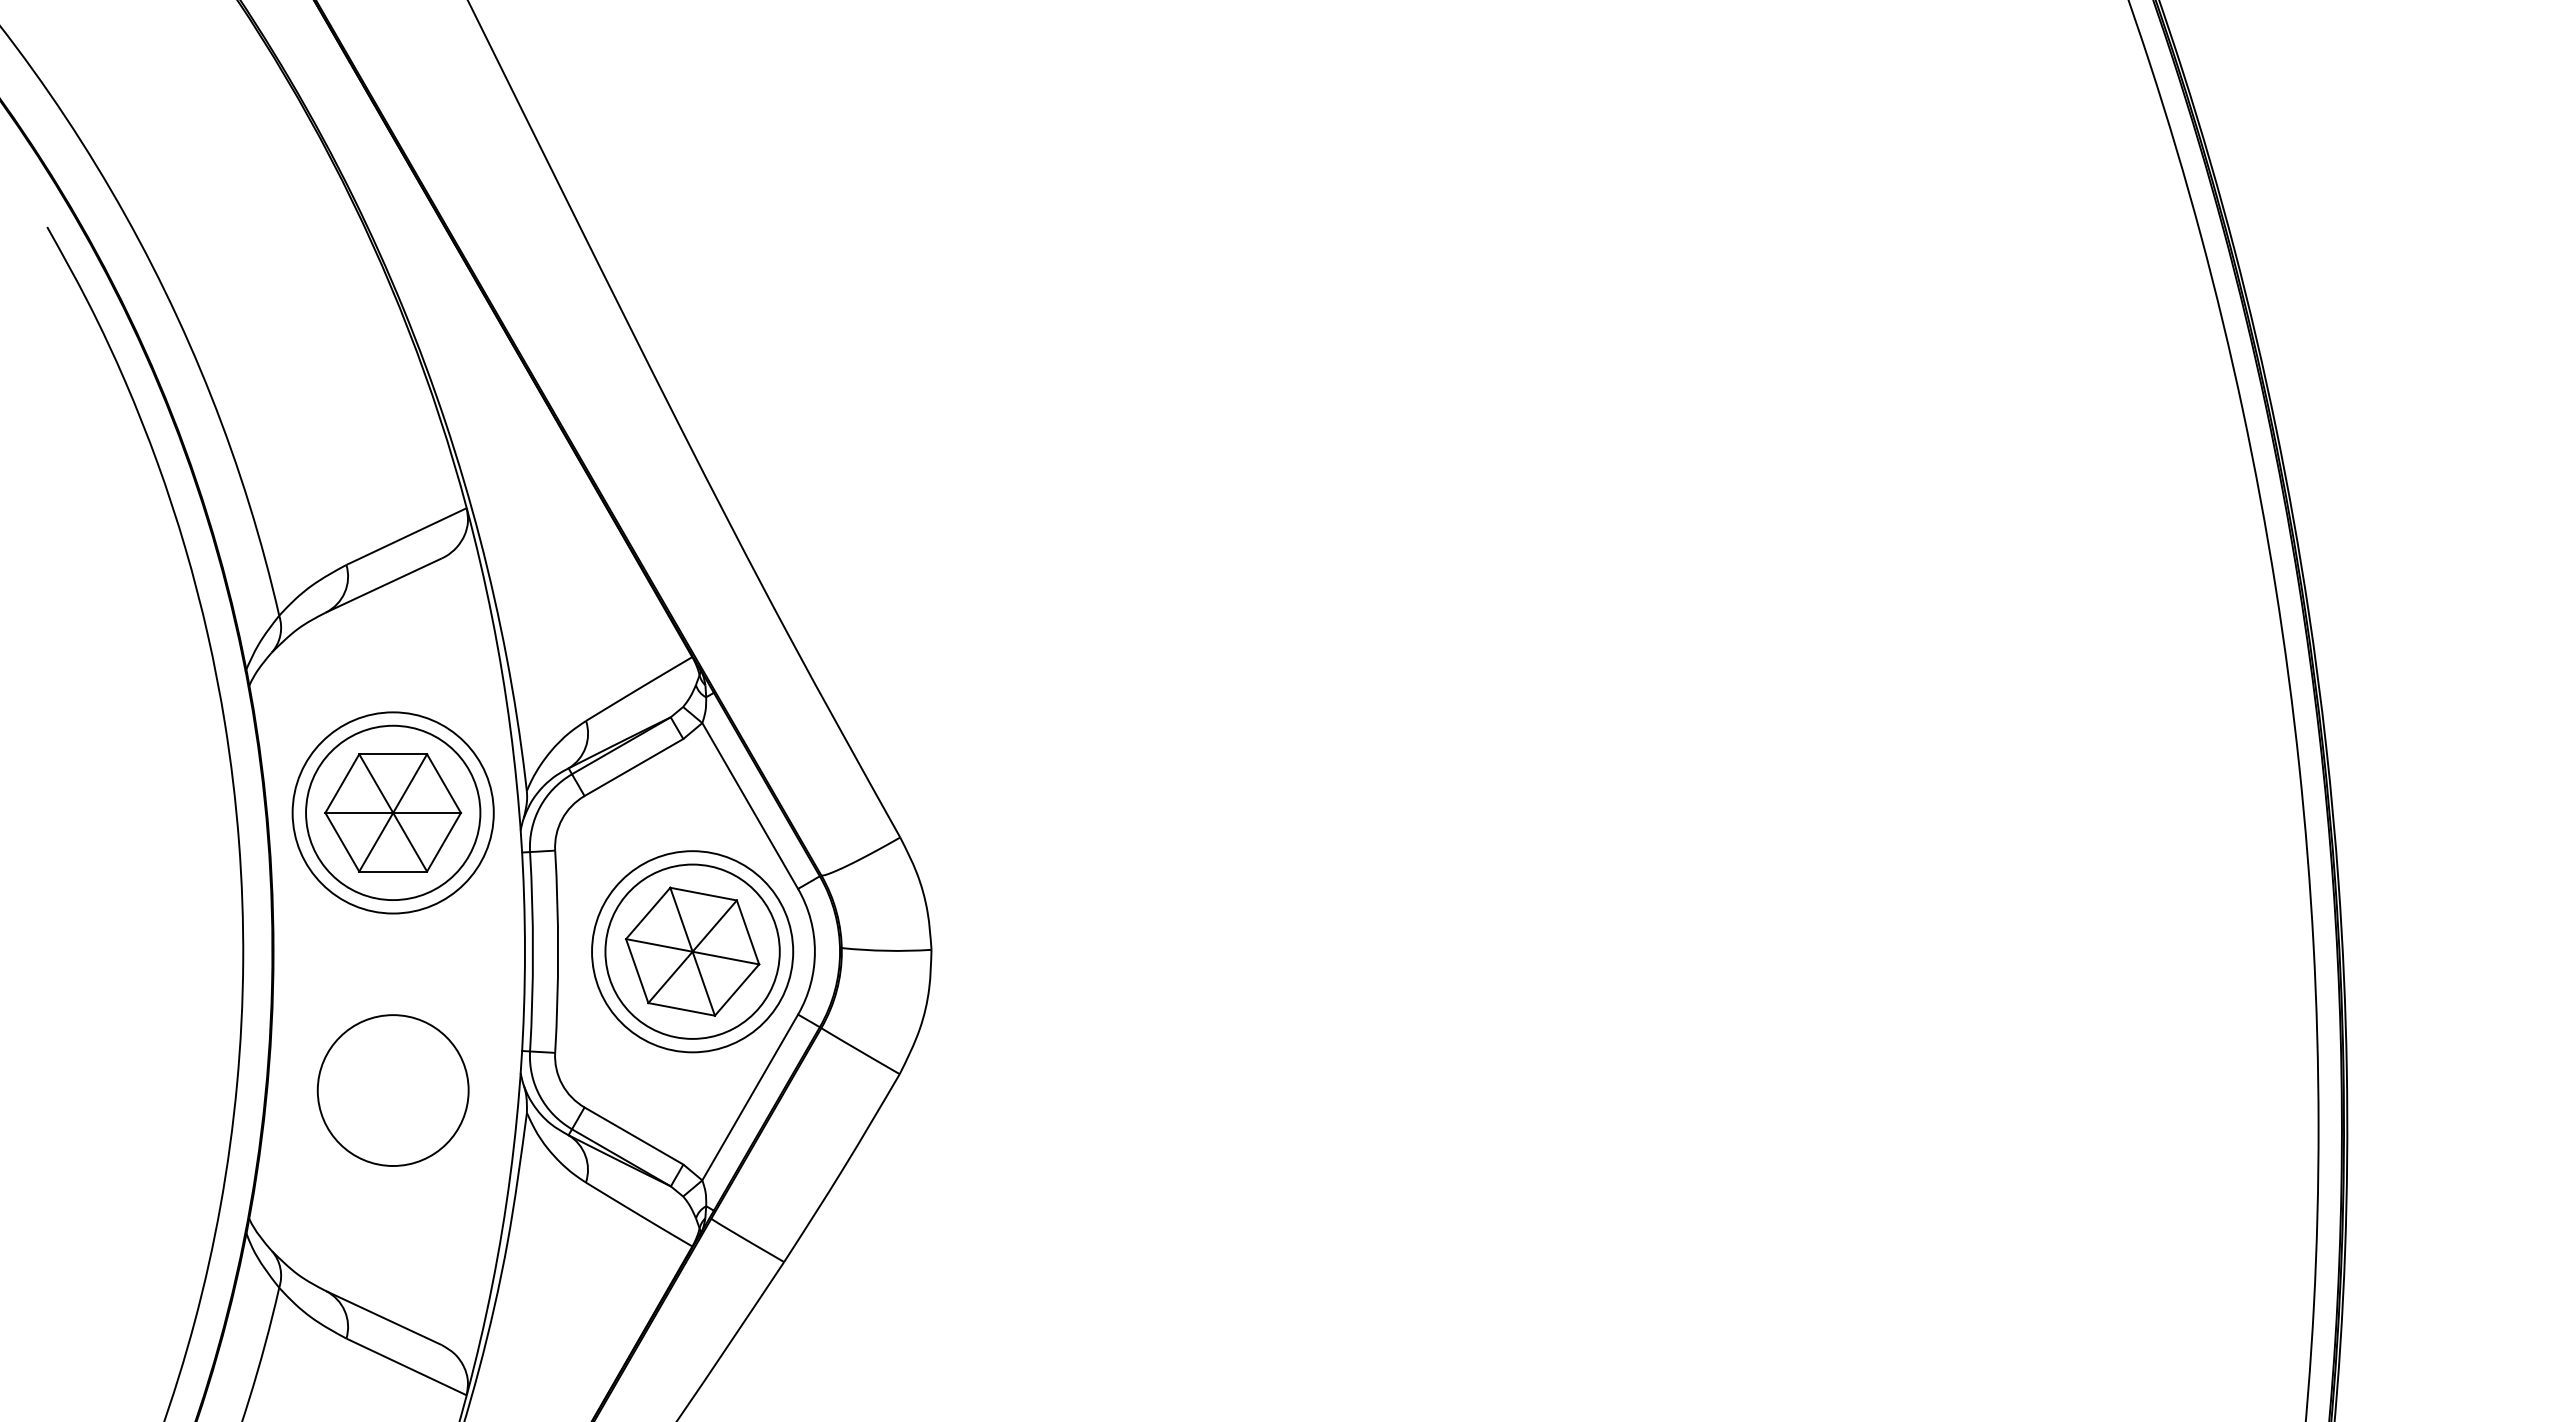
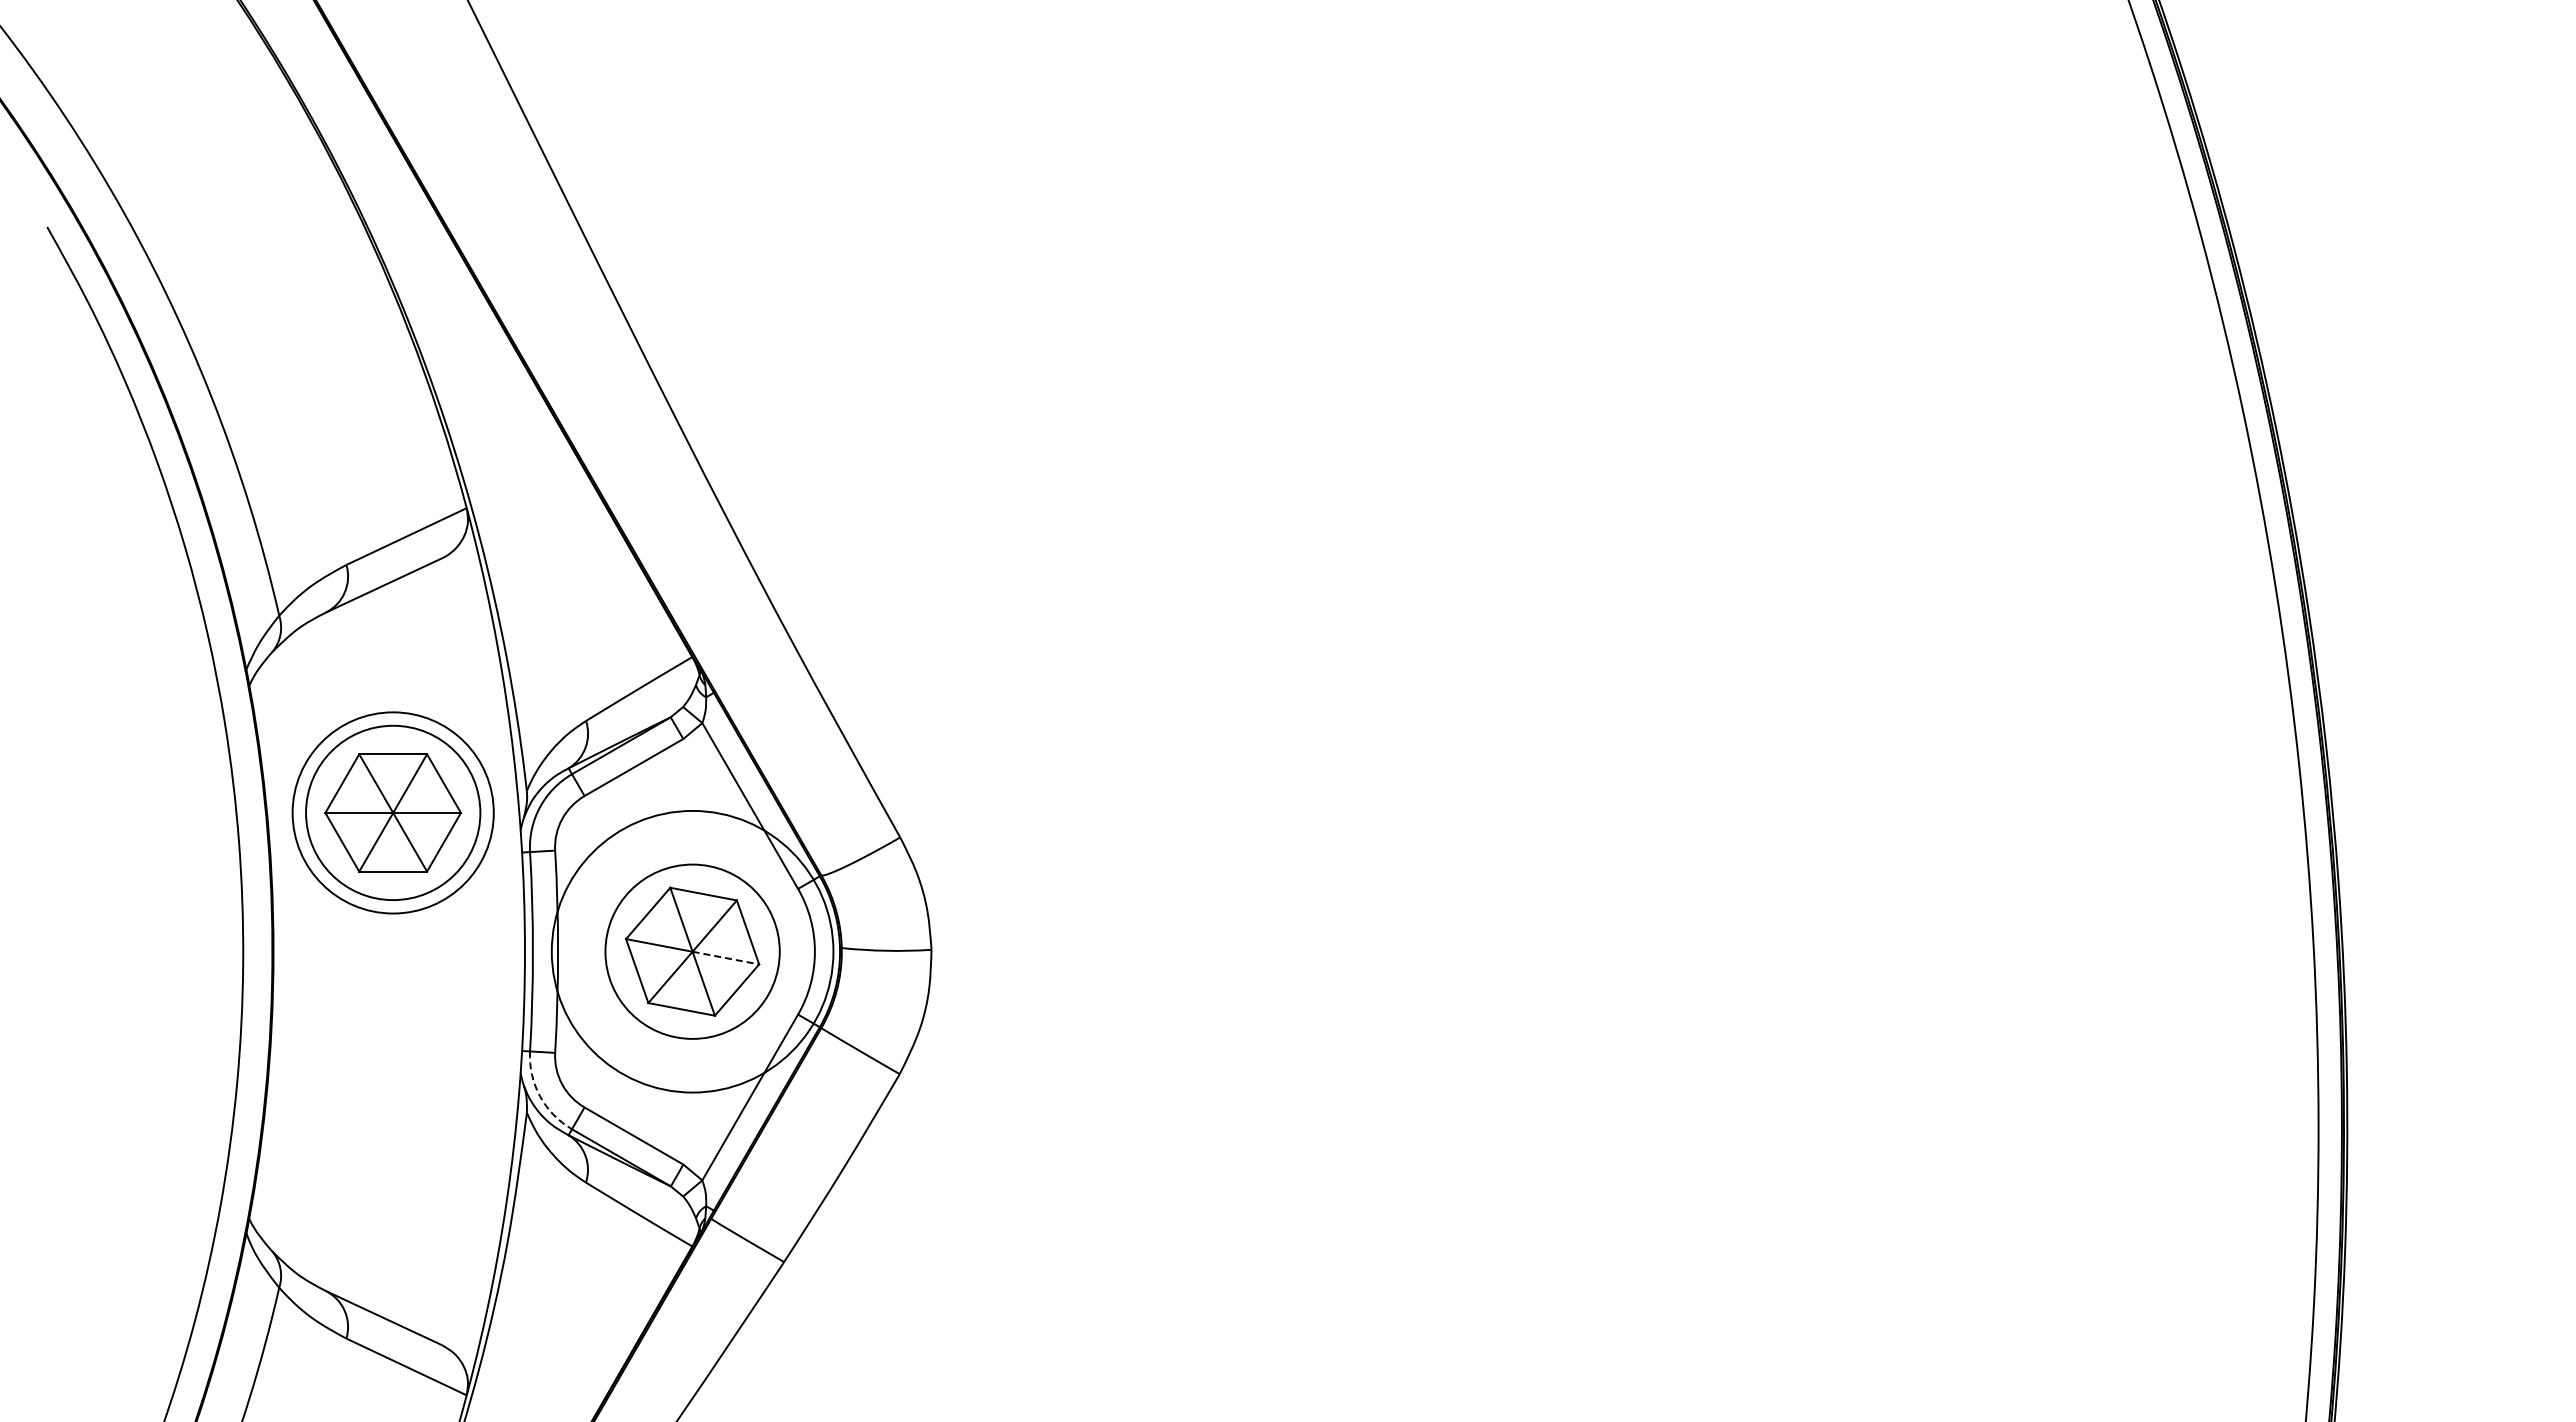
circle diameter: 201 px -> 282 px (692, 951)
line: solid -> dashed (725, 958)
circle: present -> none (392, 1090)
arc: solid -> dashed (540, 1096)
